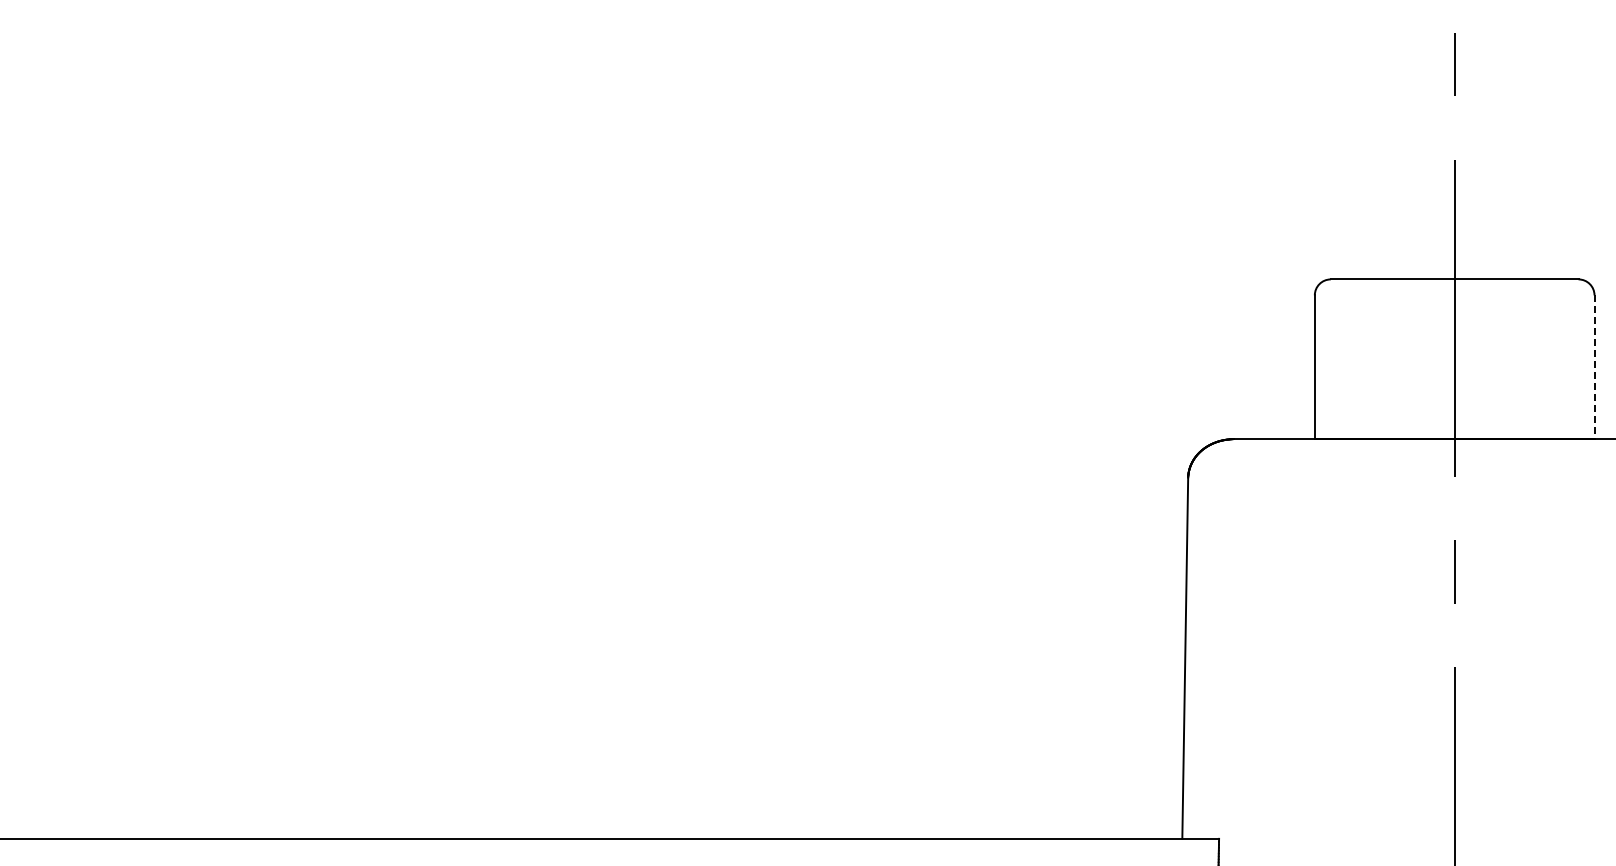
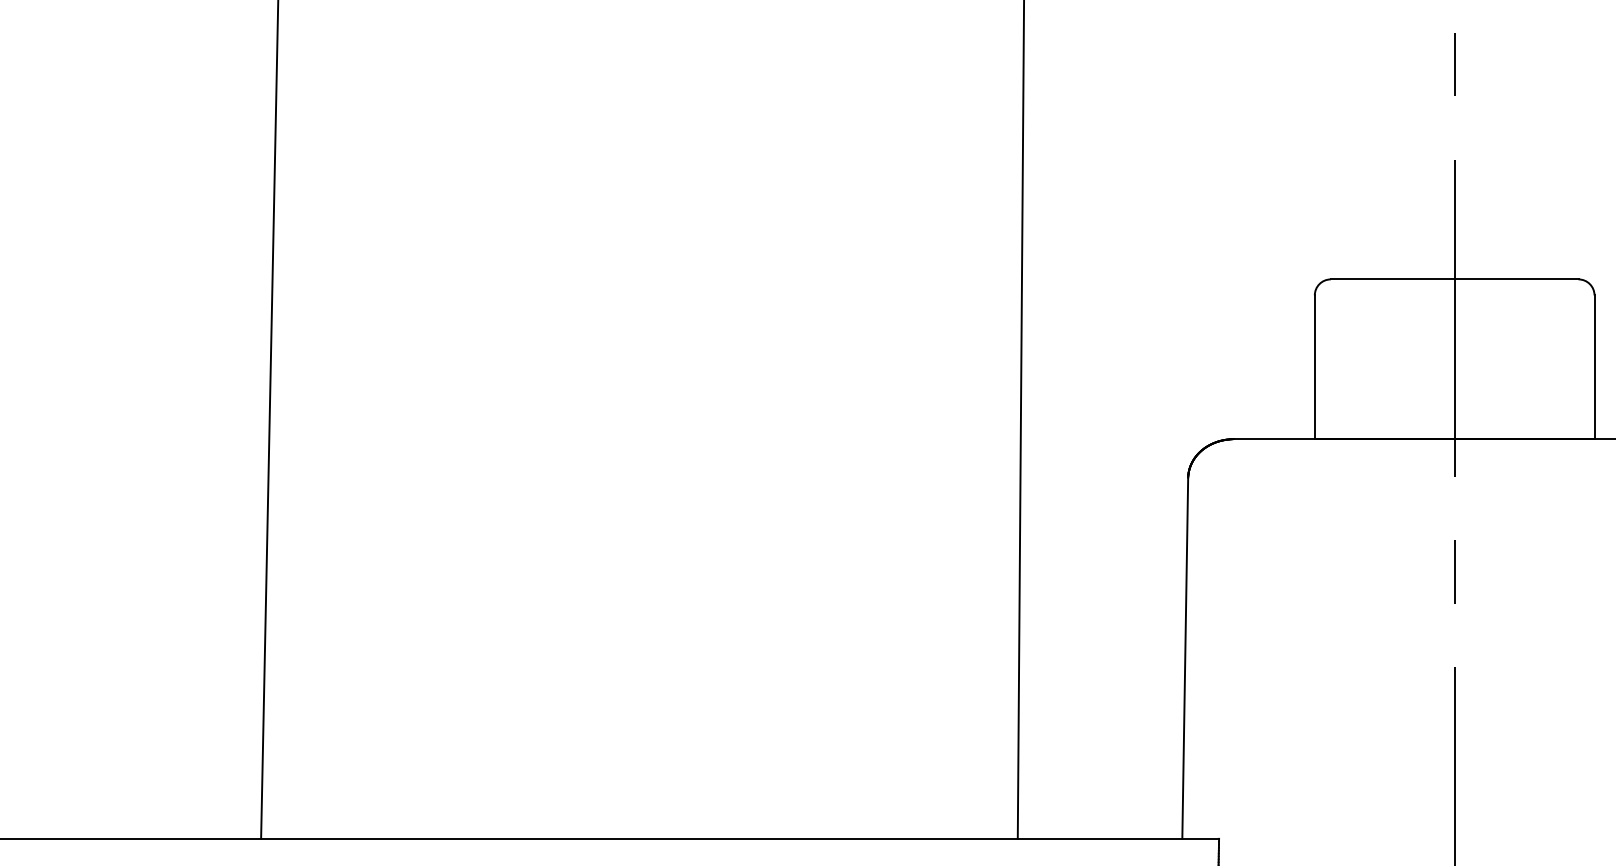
line: dashed -> solid (1594, 367)
line: none -> present (269, 420)
line: none -> present (1020, 420)
